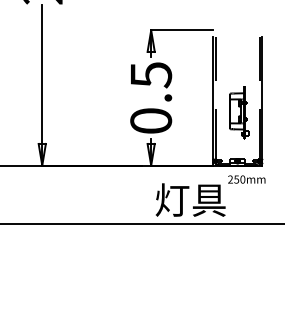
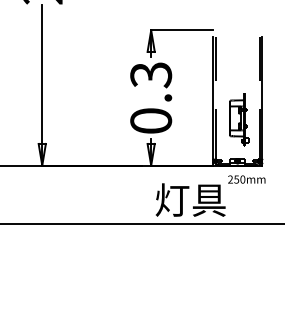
text: 0.5 -> 0.3 (150, 75)
part position: (239, 112) -> (239, 119) (239, 119)
